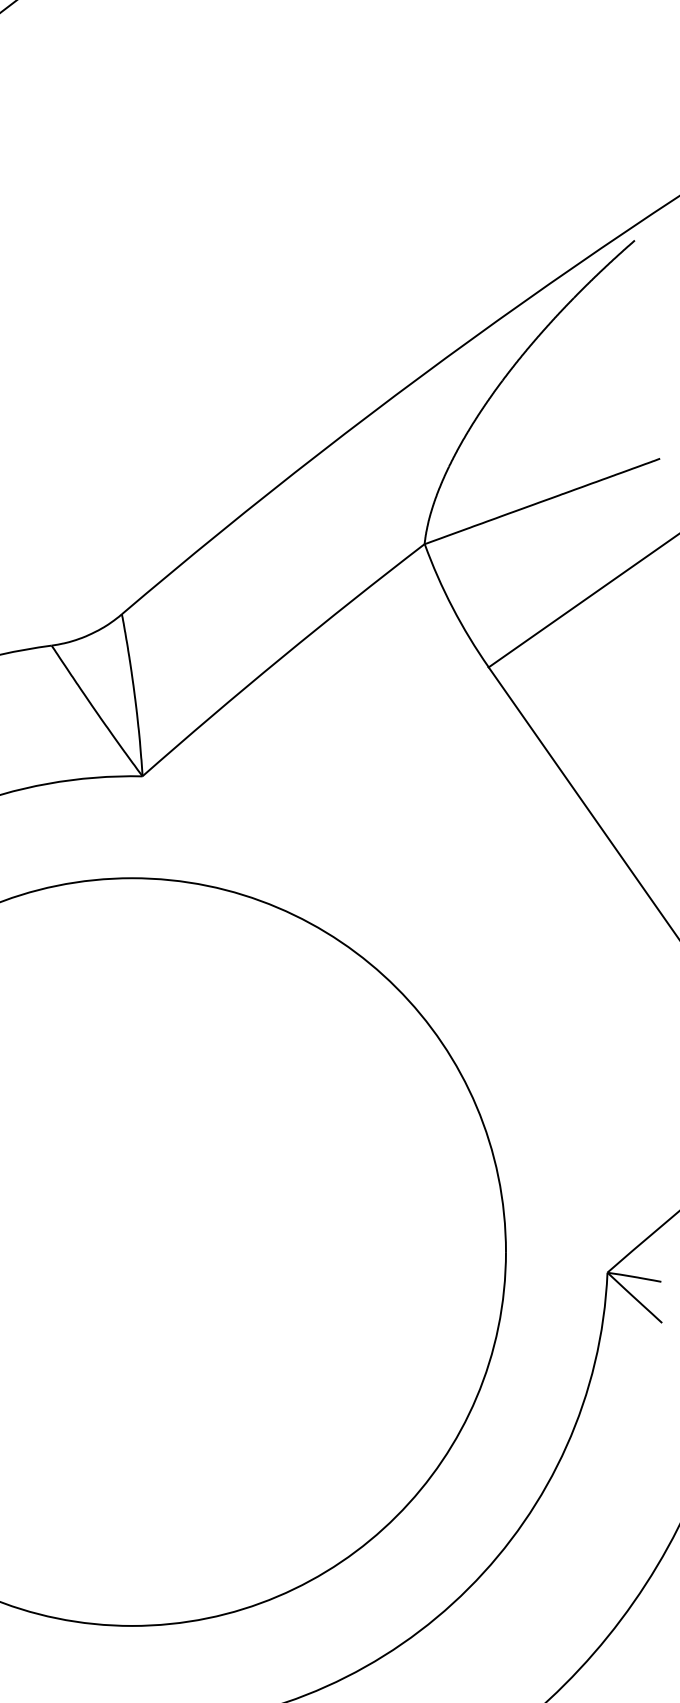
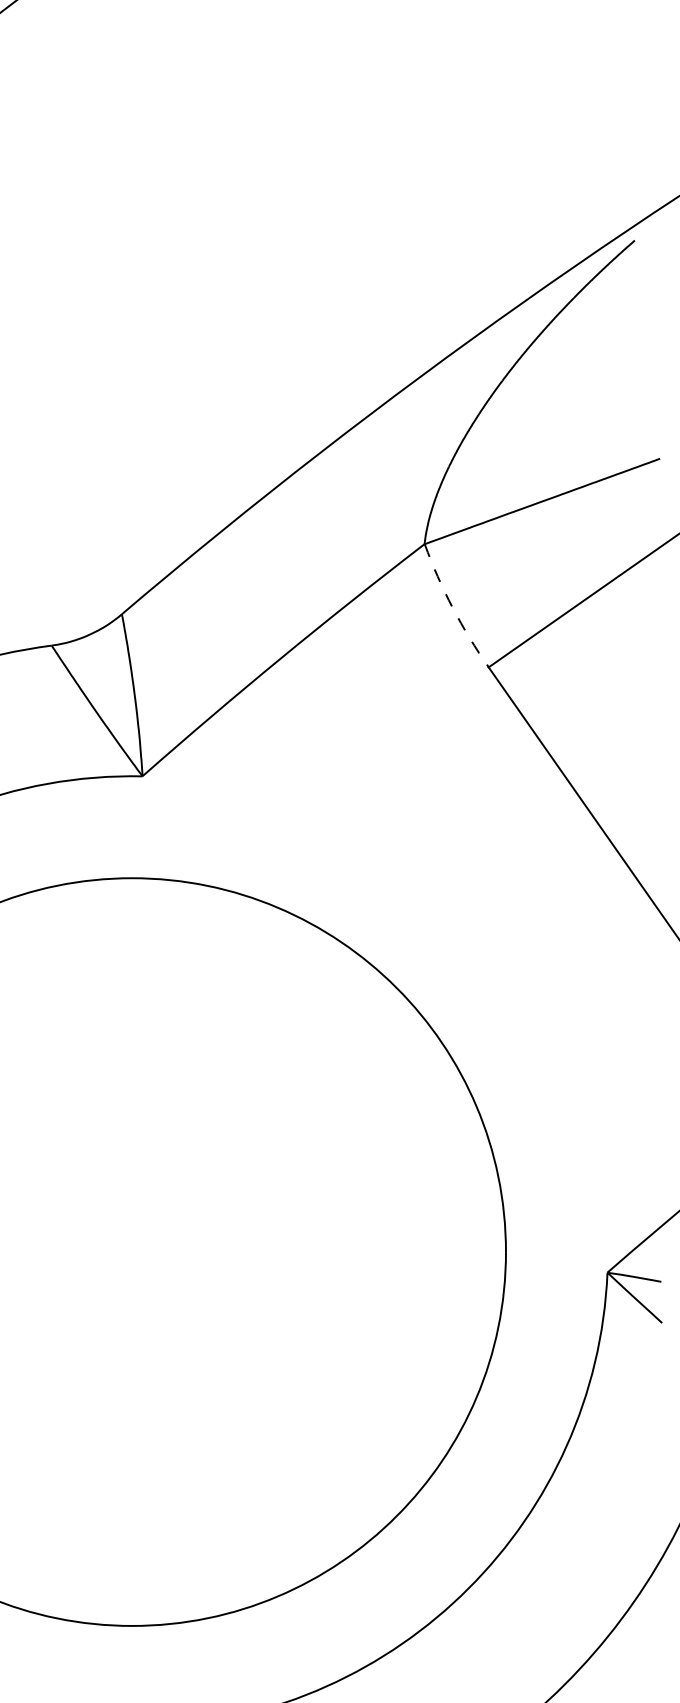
arc: solid -> dashed (452, 607)
